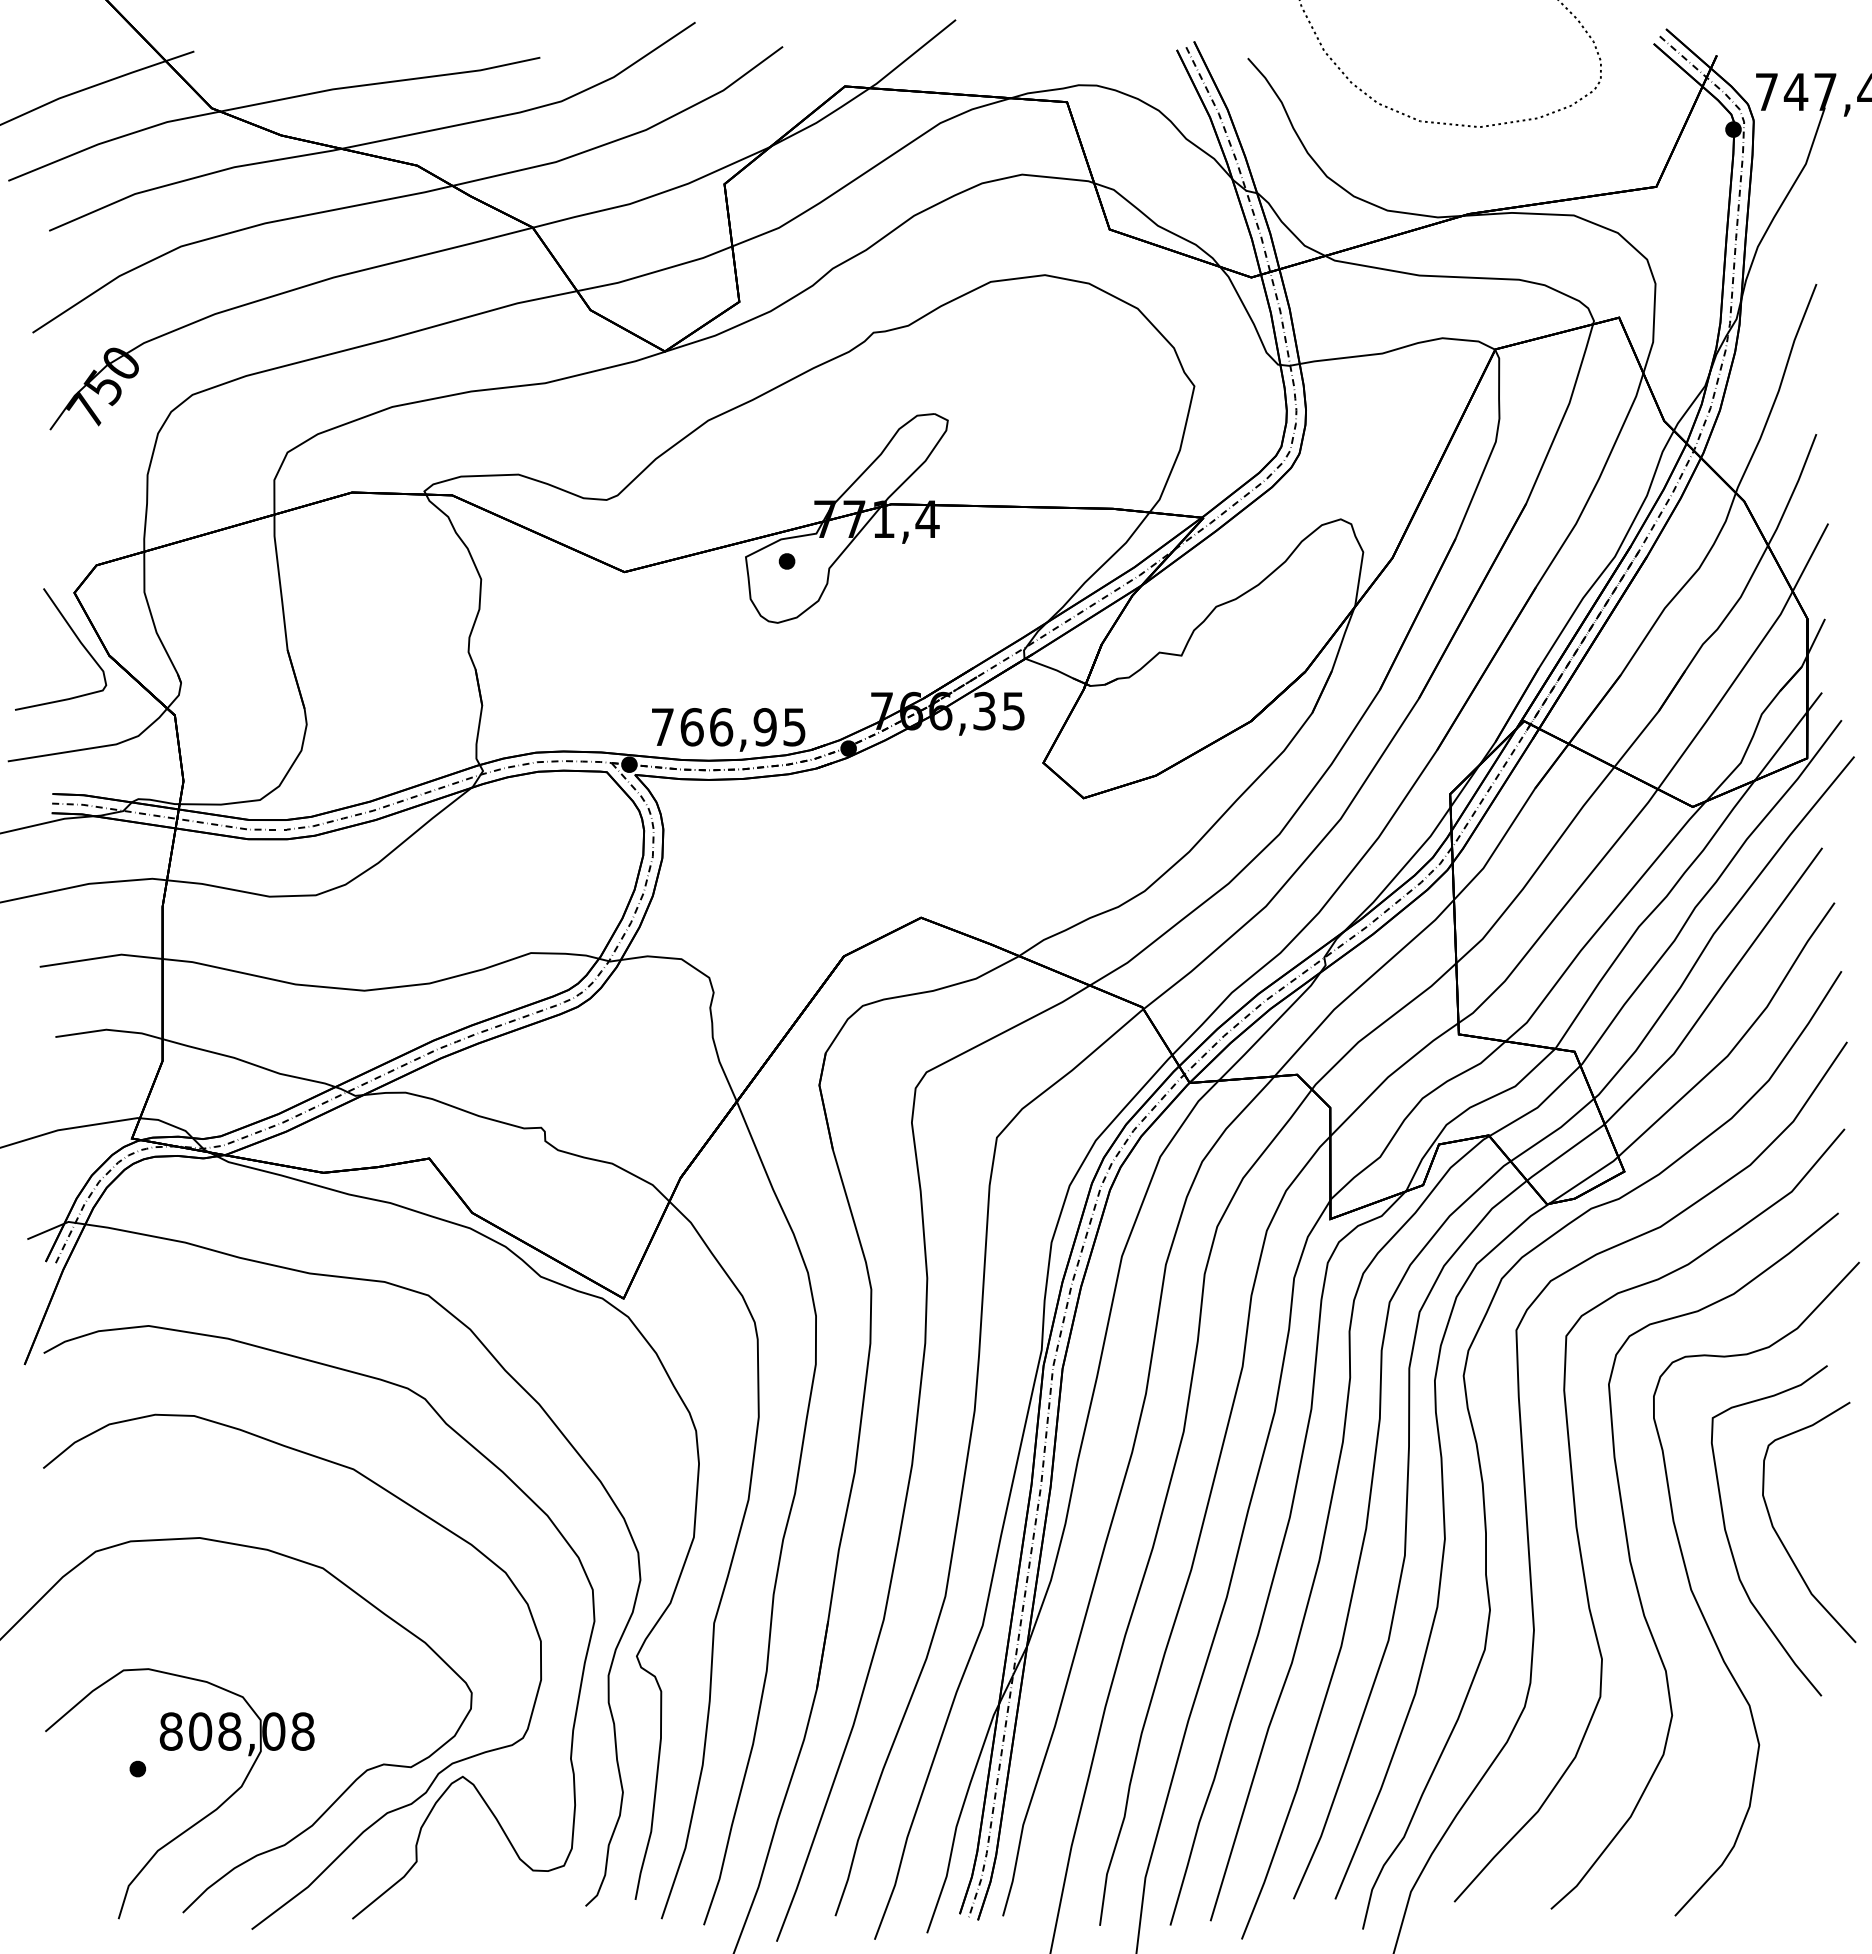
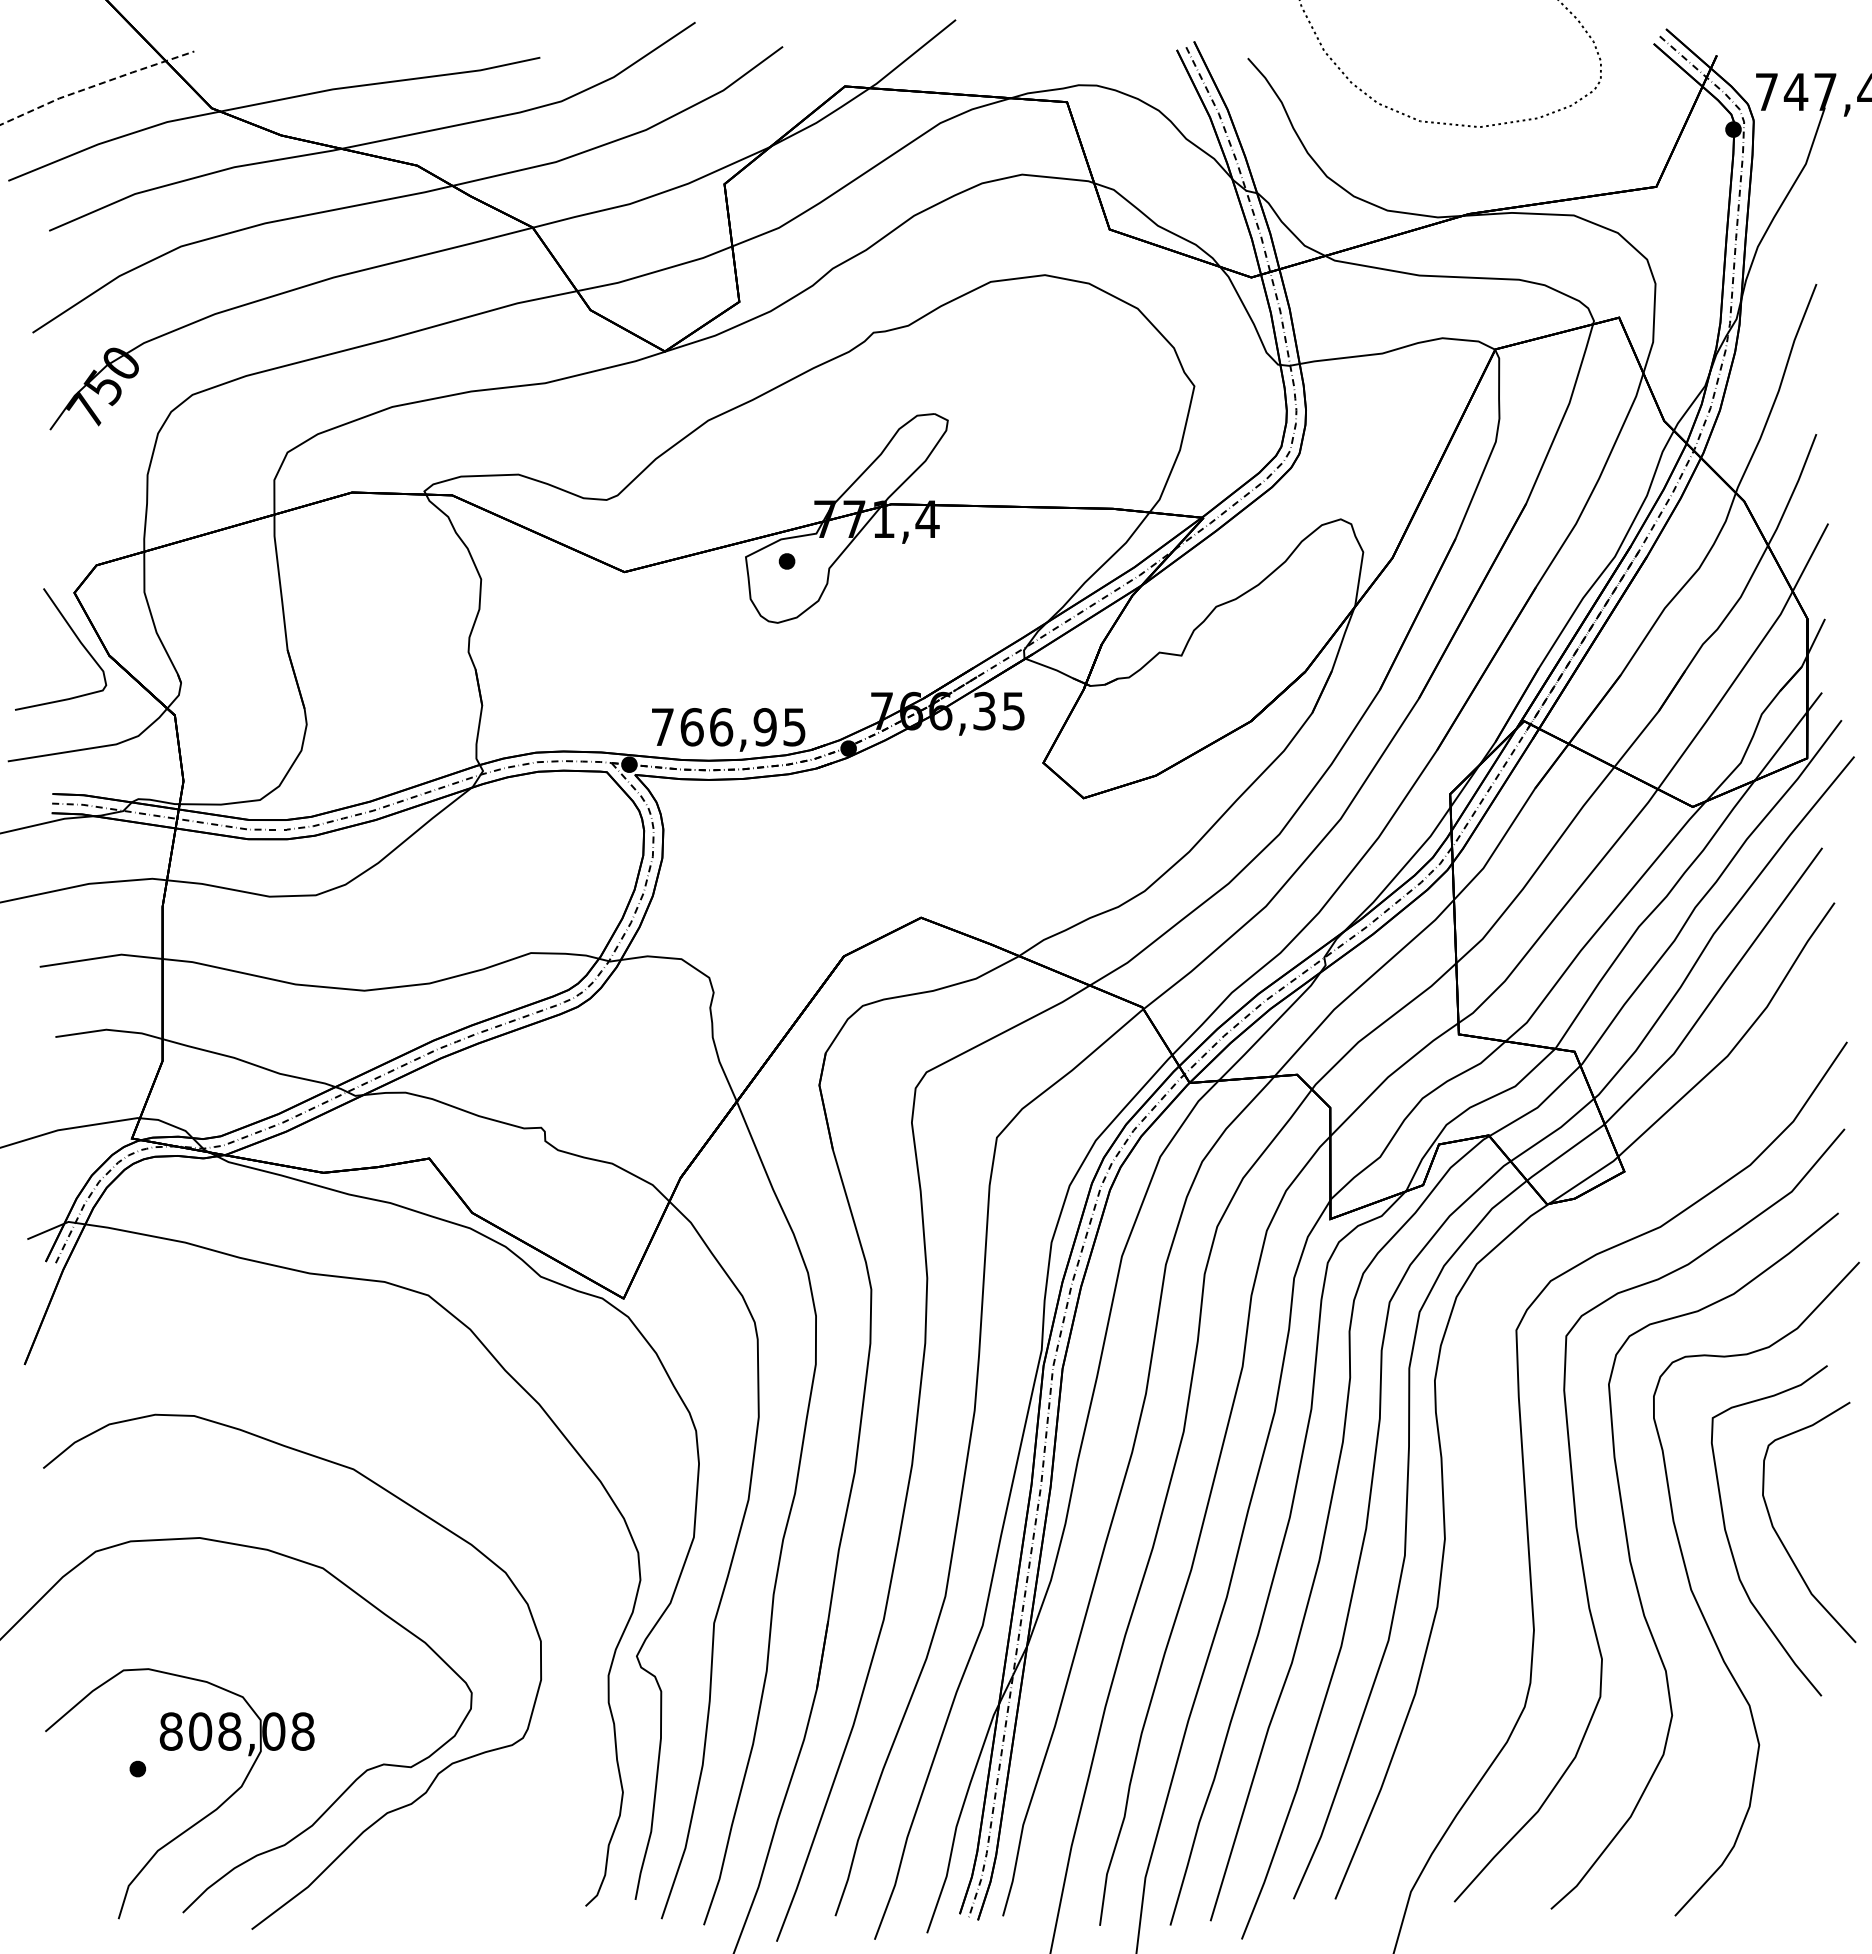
line: solid -> dashed (96, 85)
curve: present -> none (1481, 1467)
curve: present -> none (451, 1782)
